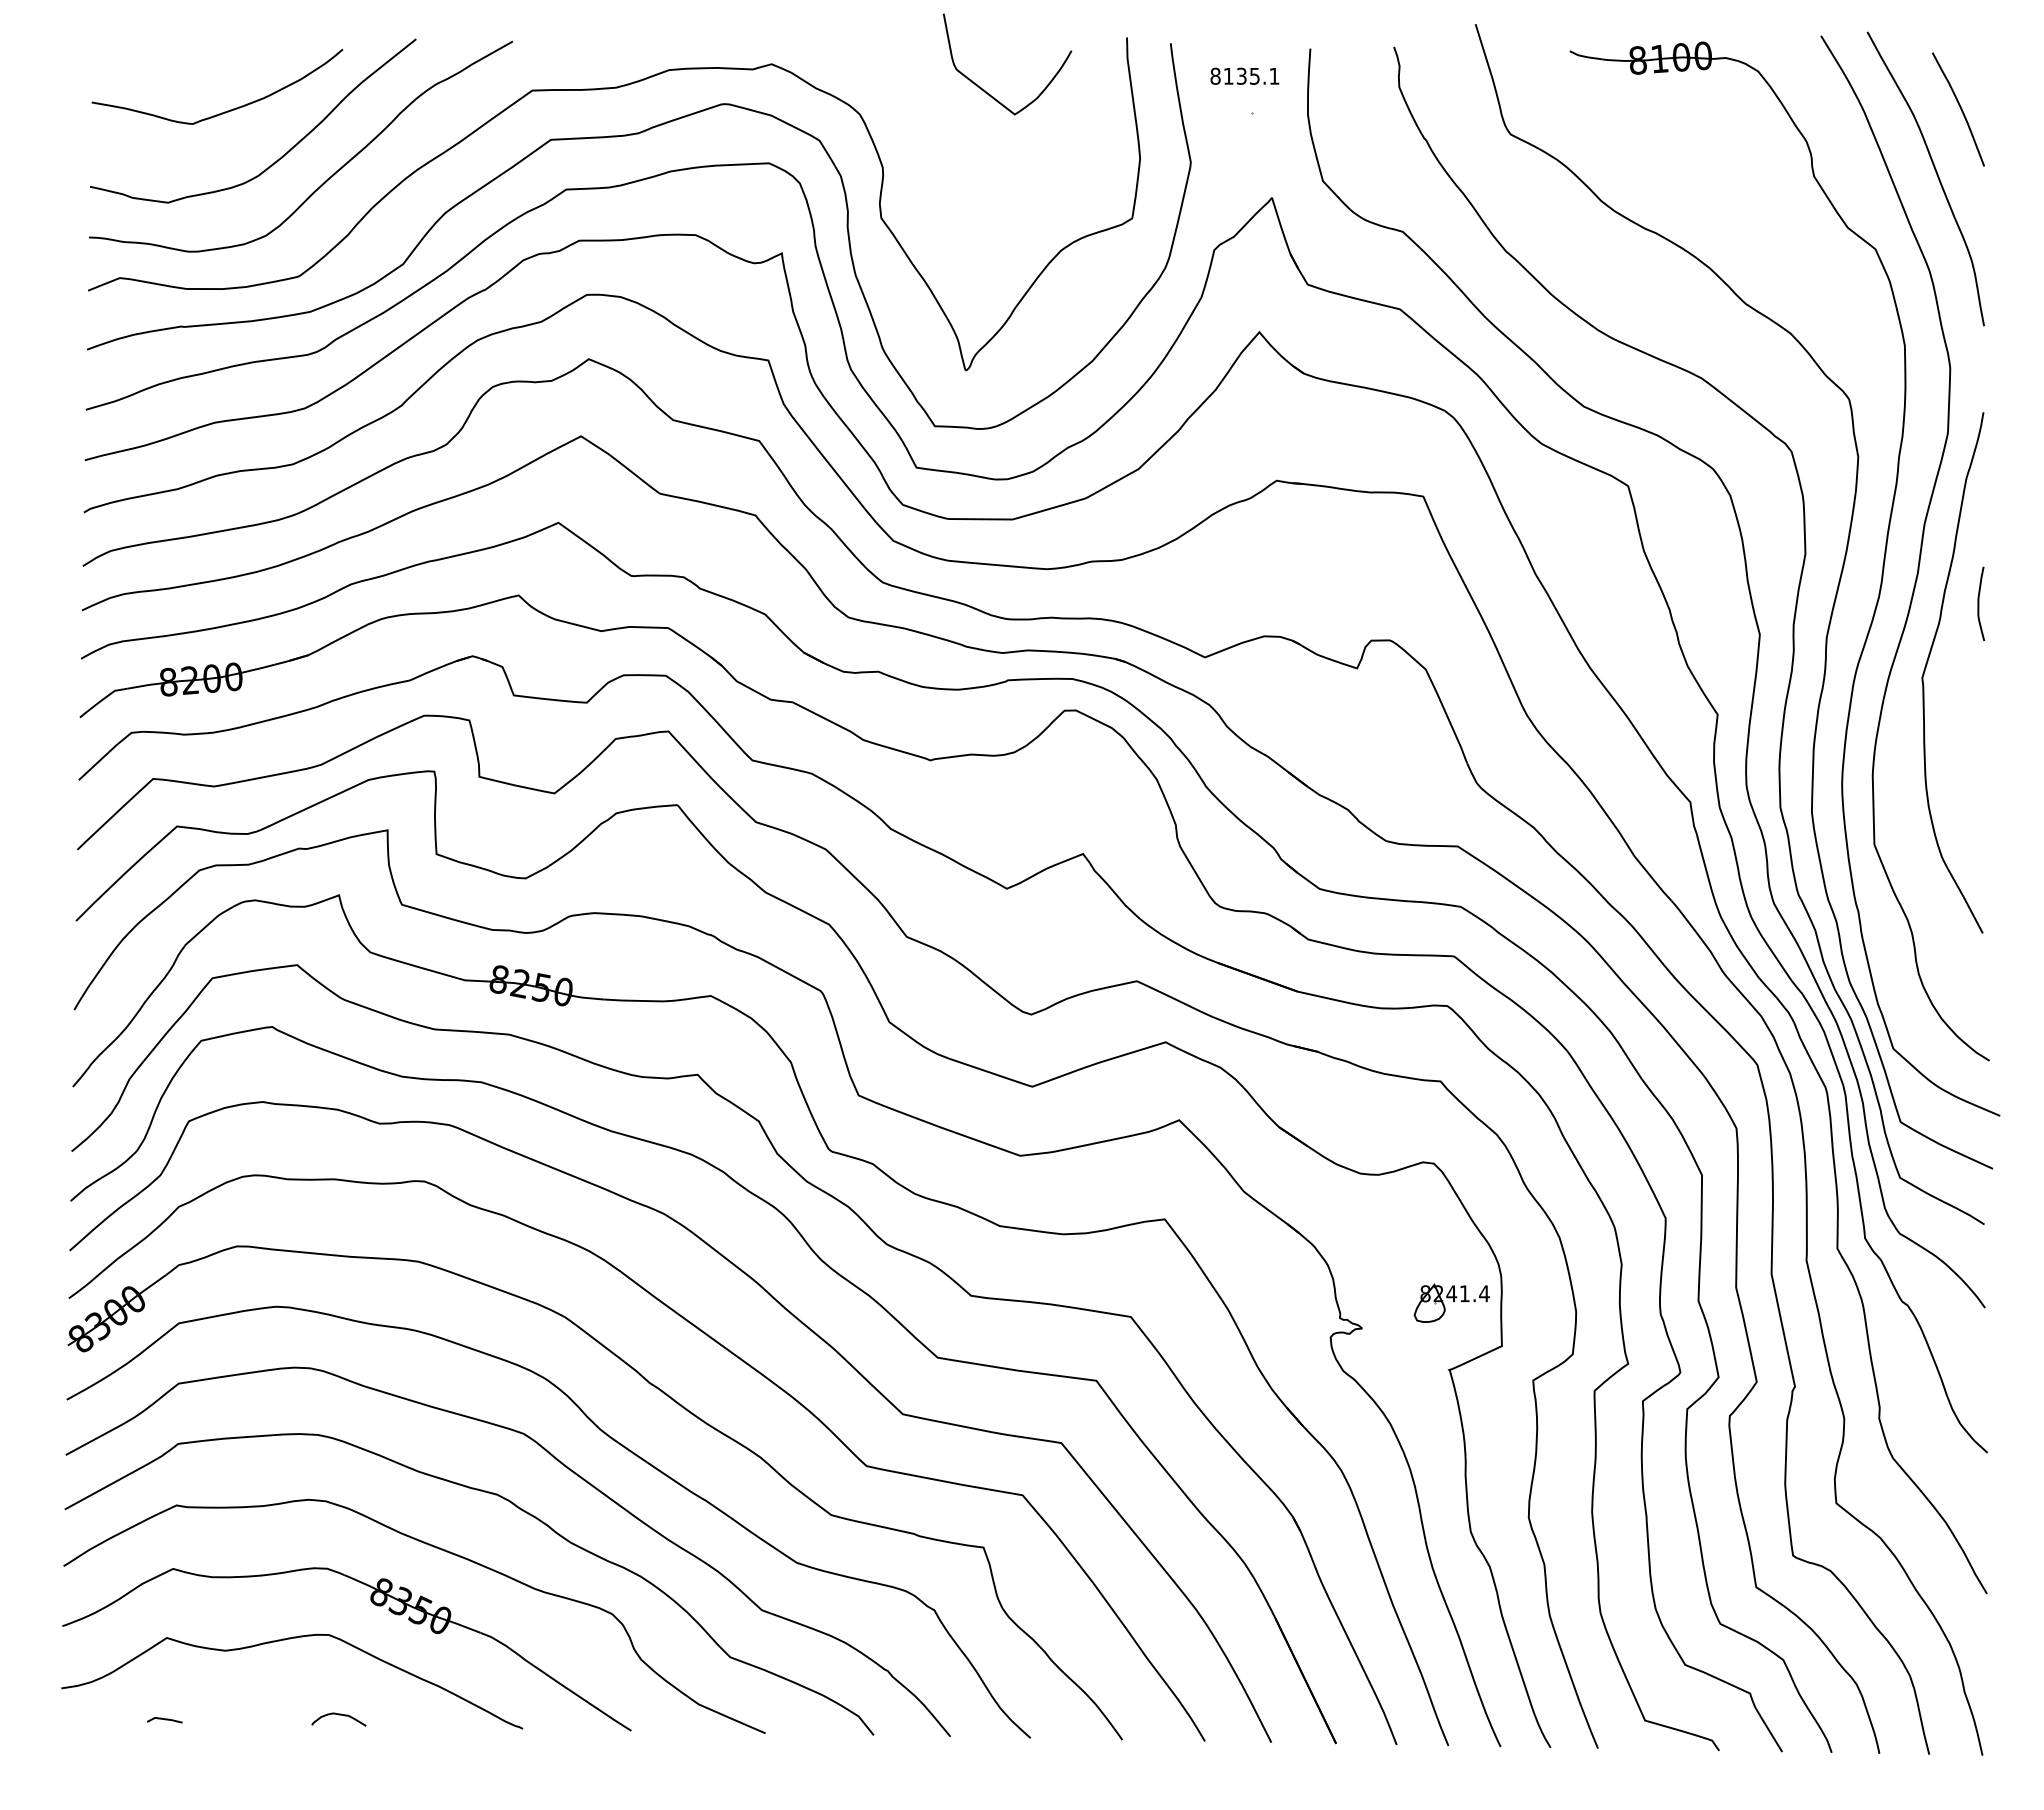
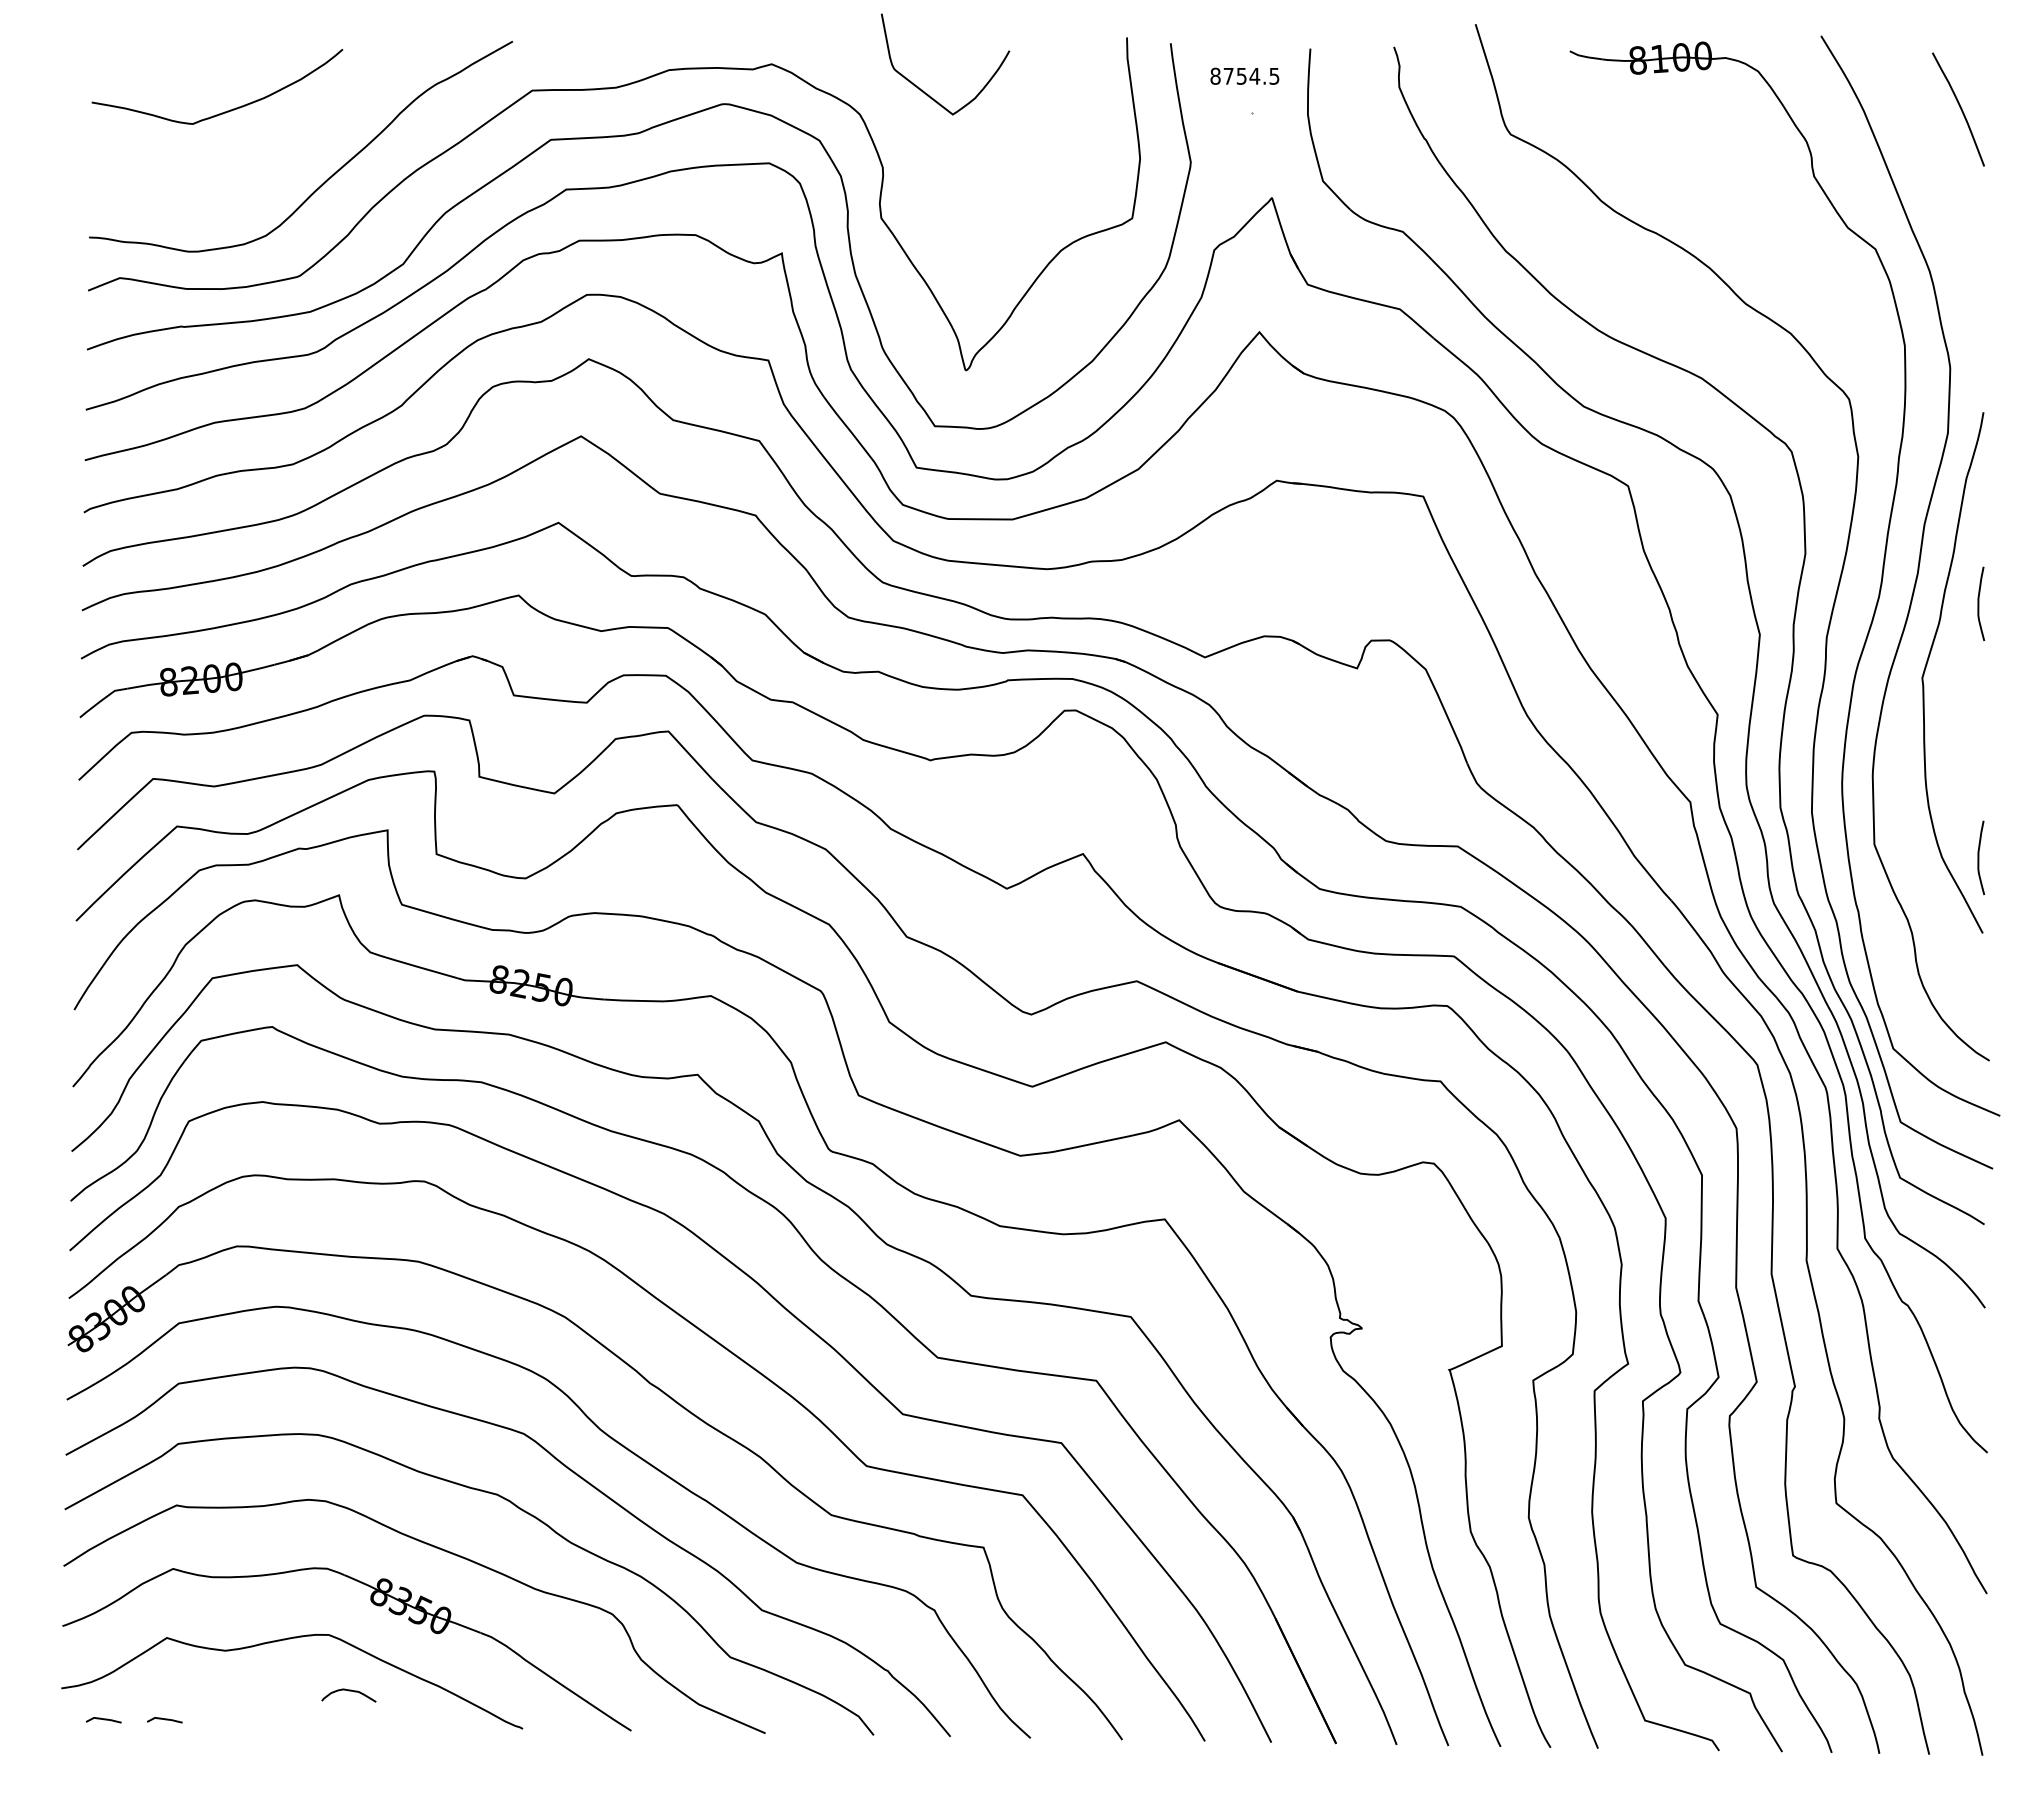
text: 8135.1 -> 8754.5 (1251, 75)
curve position: (984, 89) -> (922, 89) (922, 89)
curve: present -> none (284, 153)
curve: present -> none (1936, 175)
curve: none -> present (1979, 857)
part: present -> none (1451, 1302)
curve position: (338, 1715) -> (348, 1691) (348, 1691)
line: none -> present (103, 1720)
